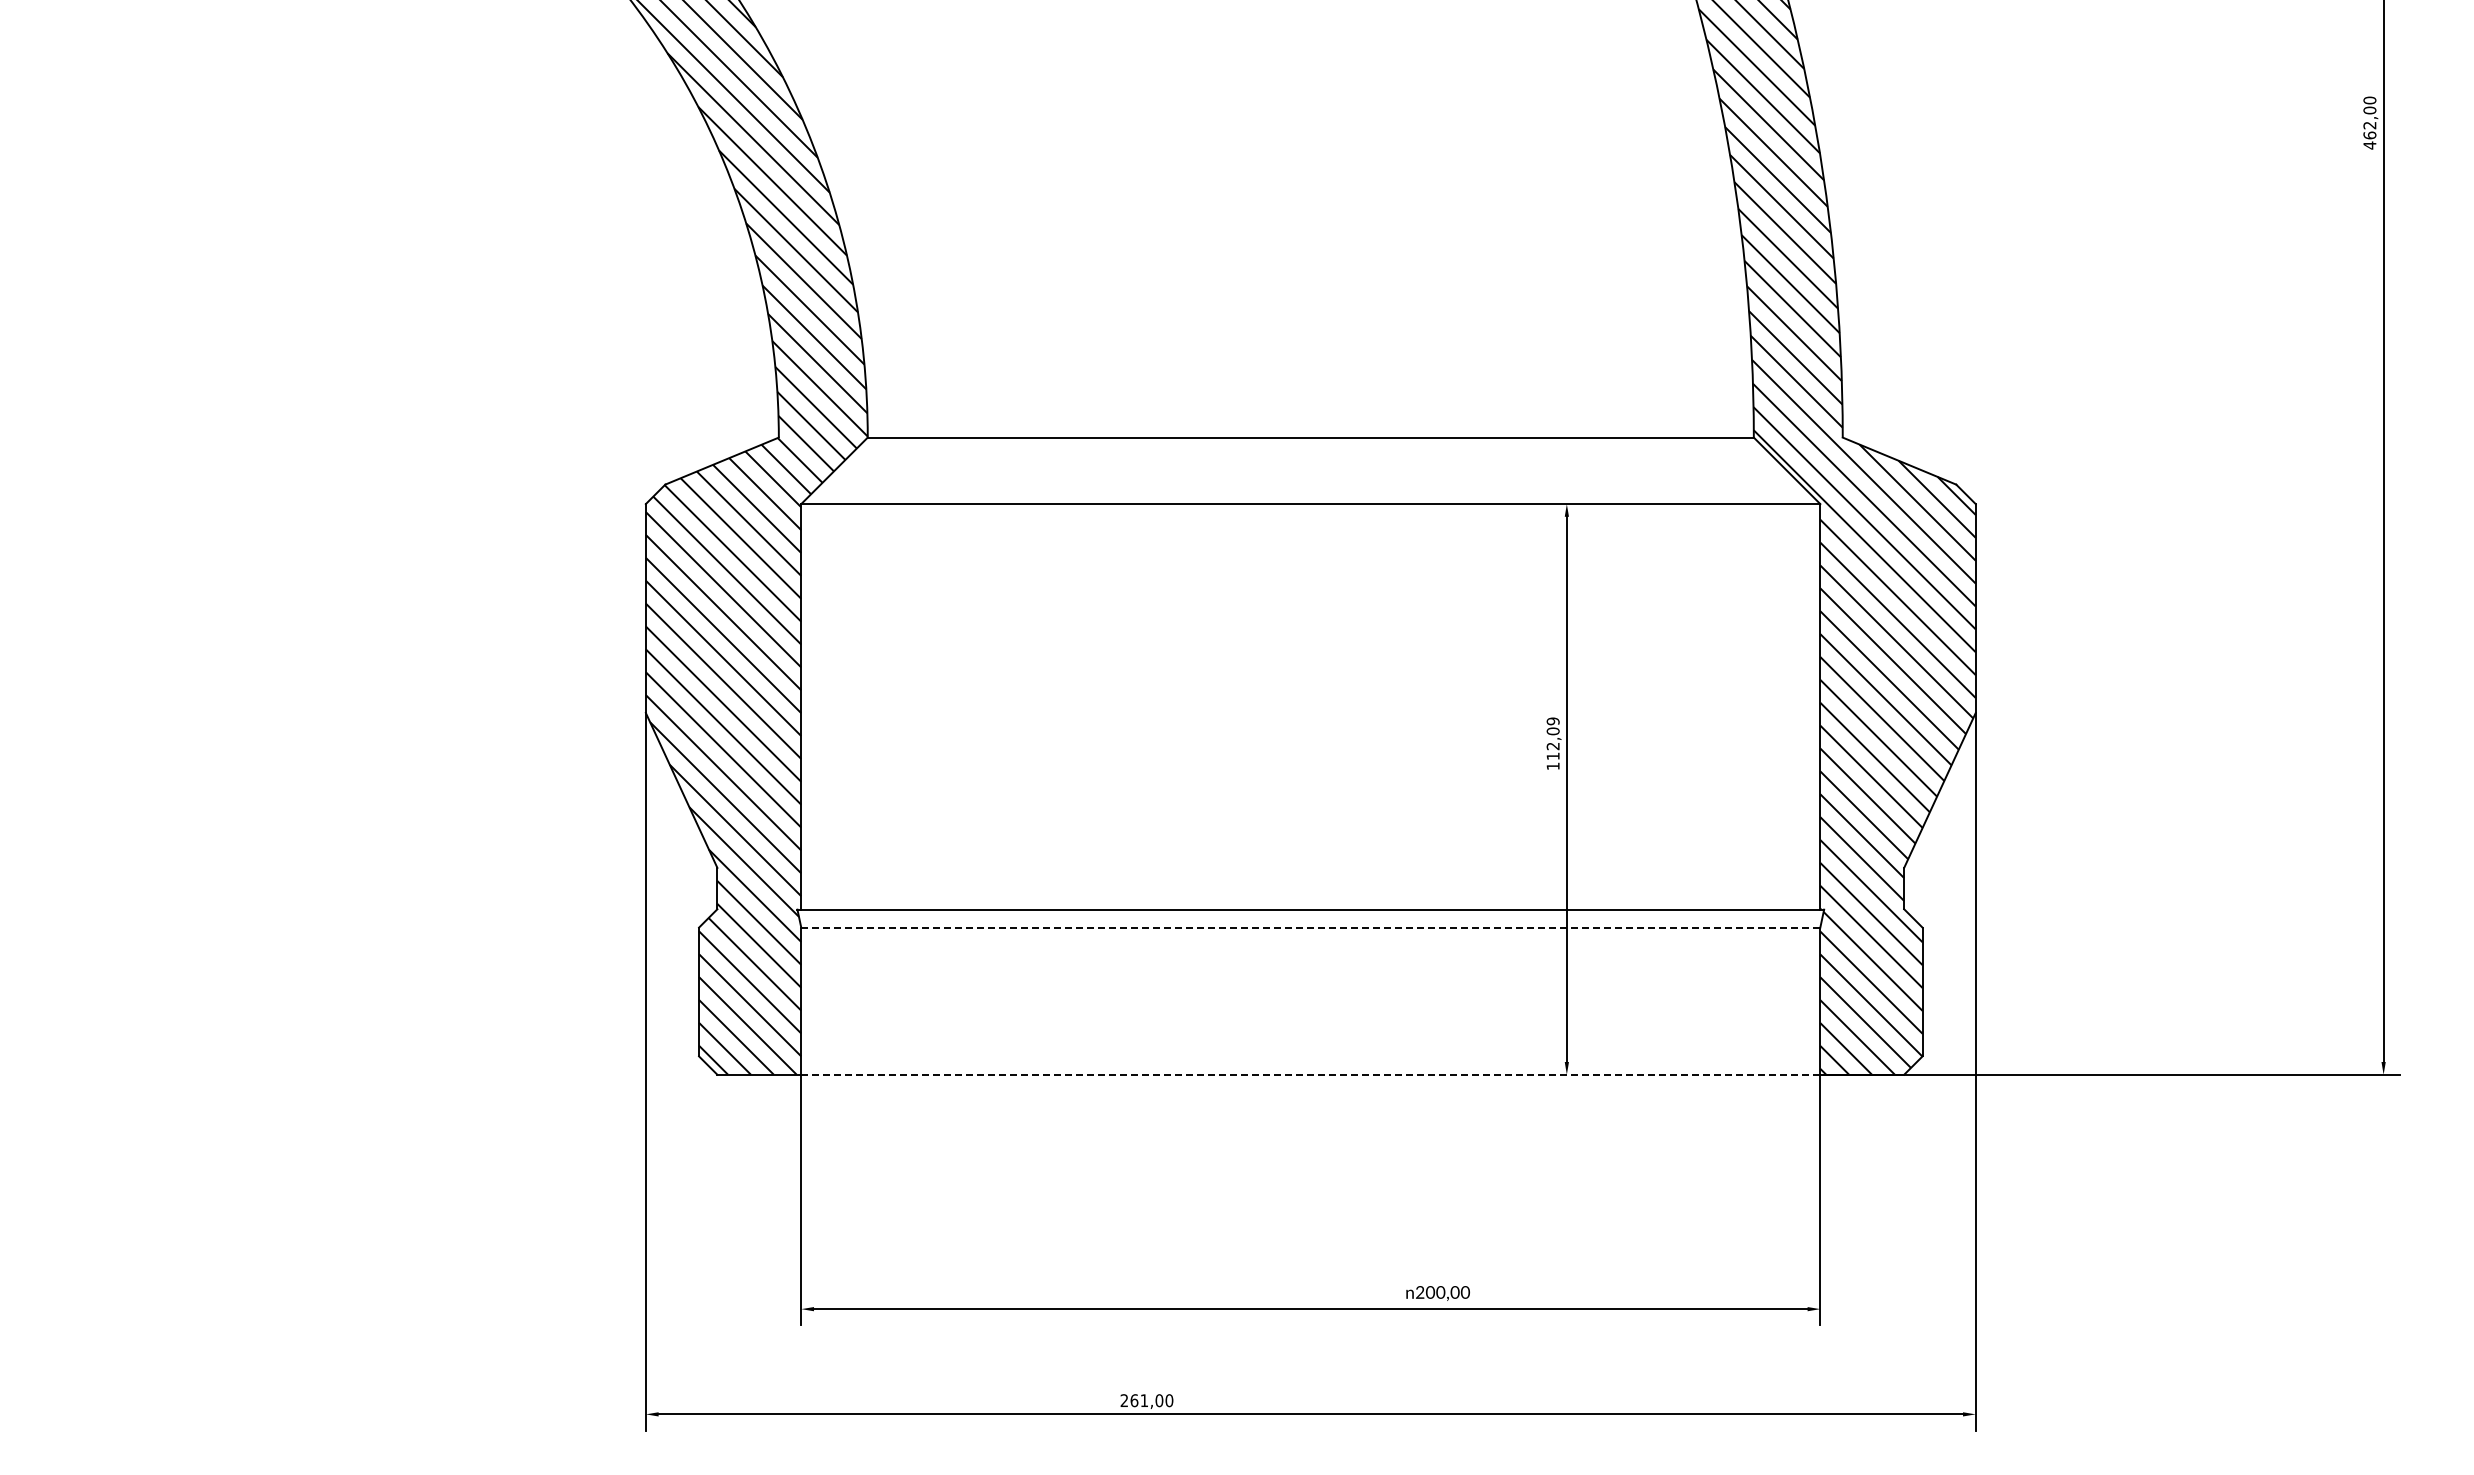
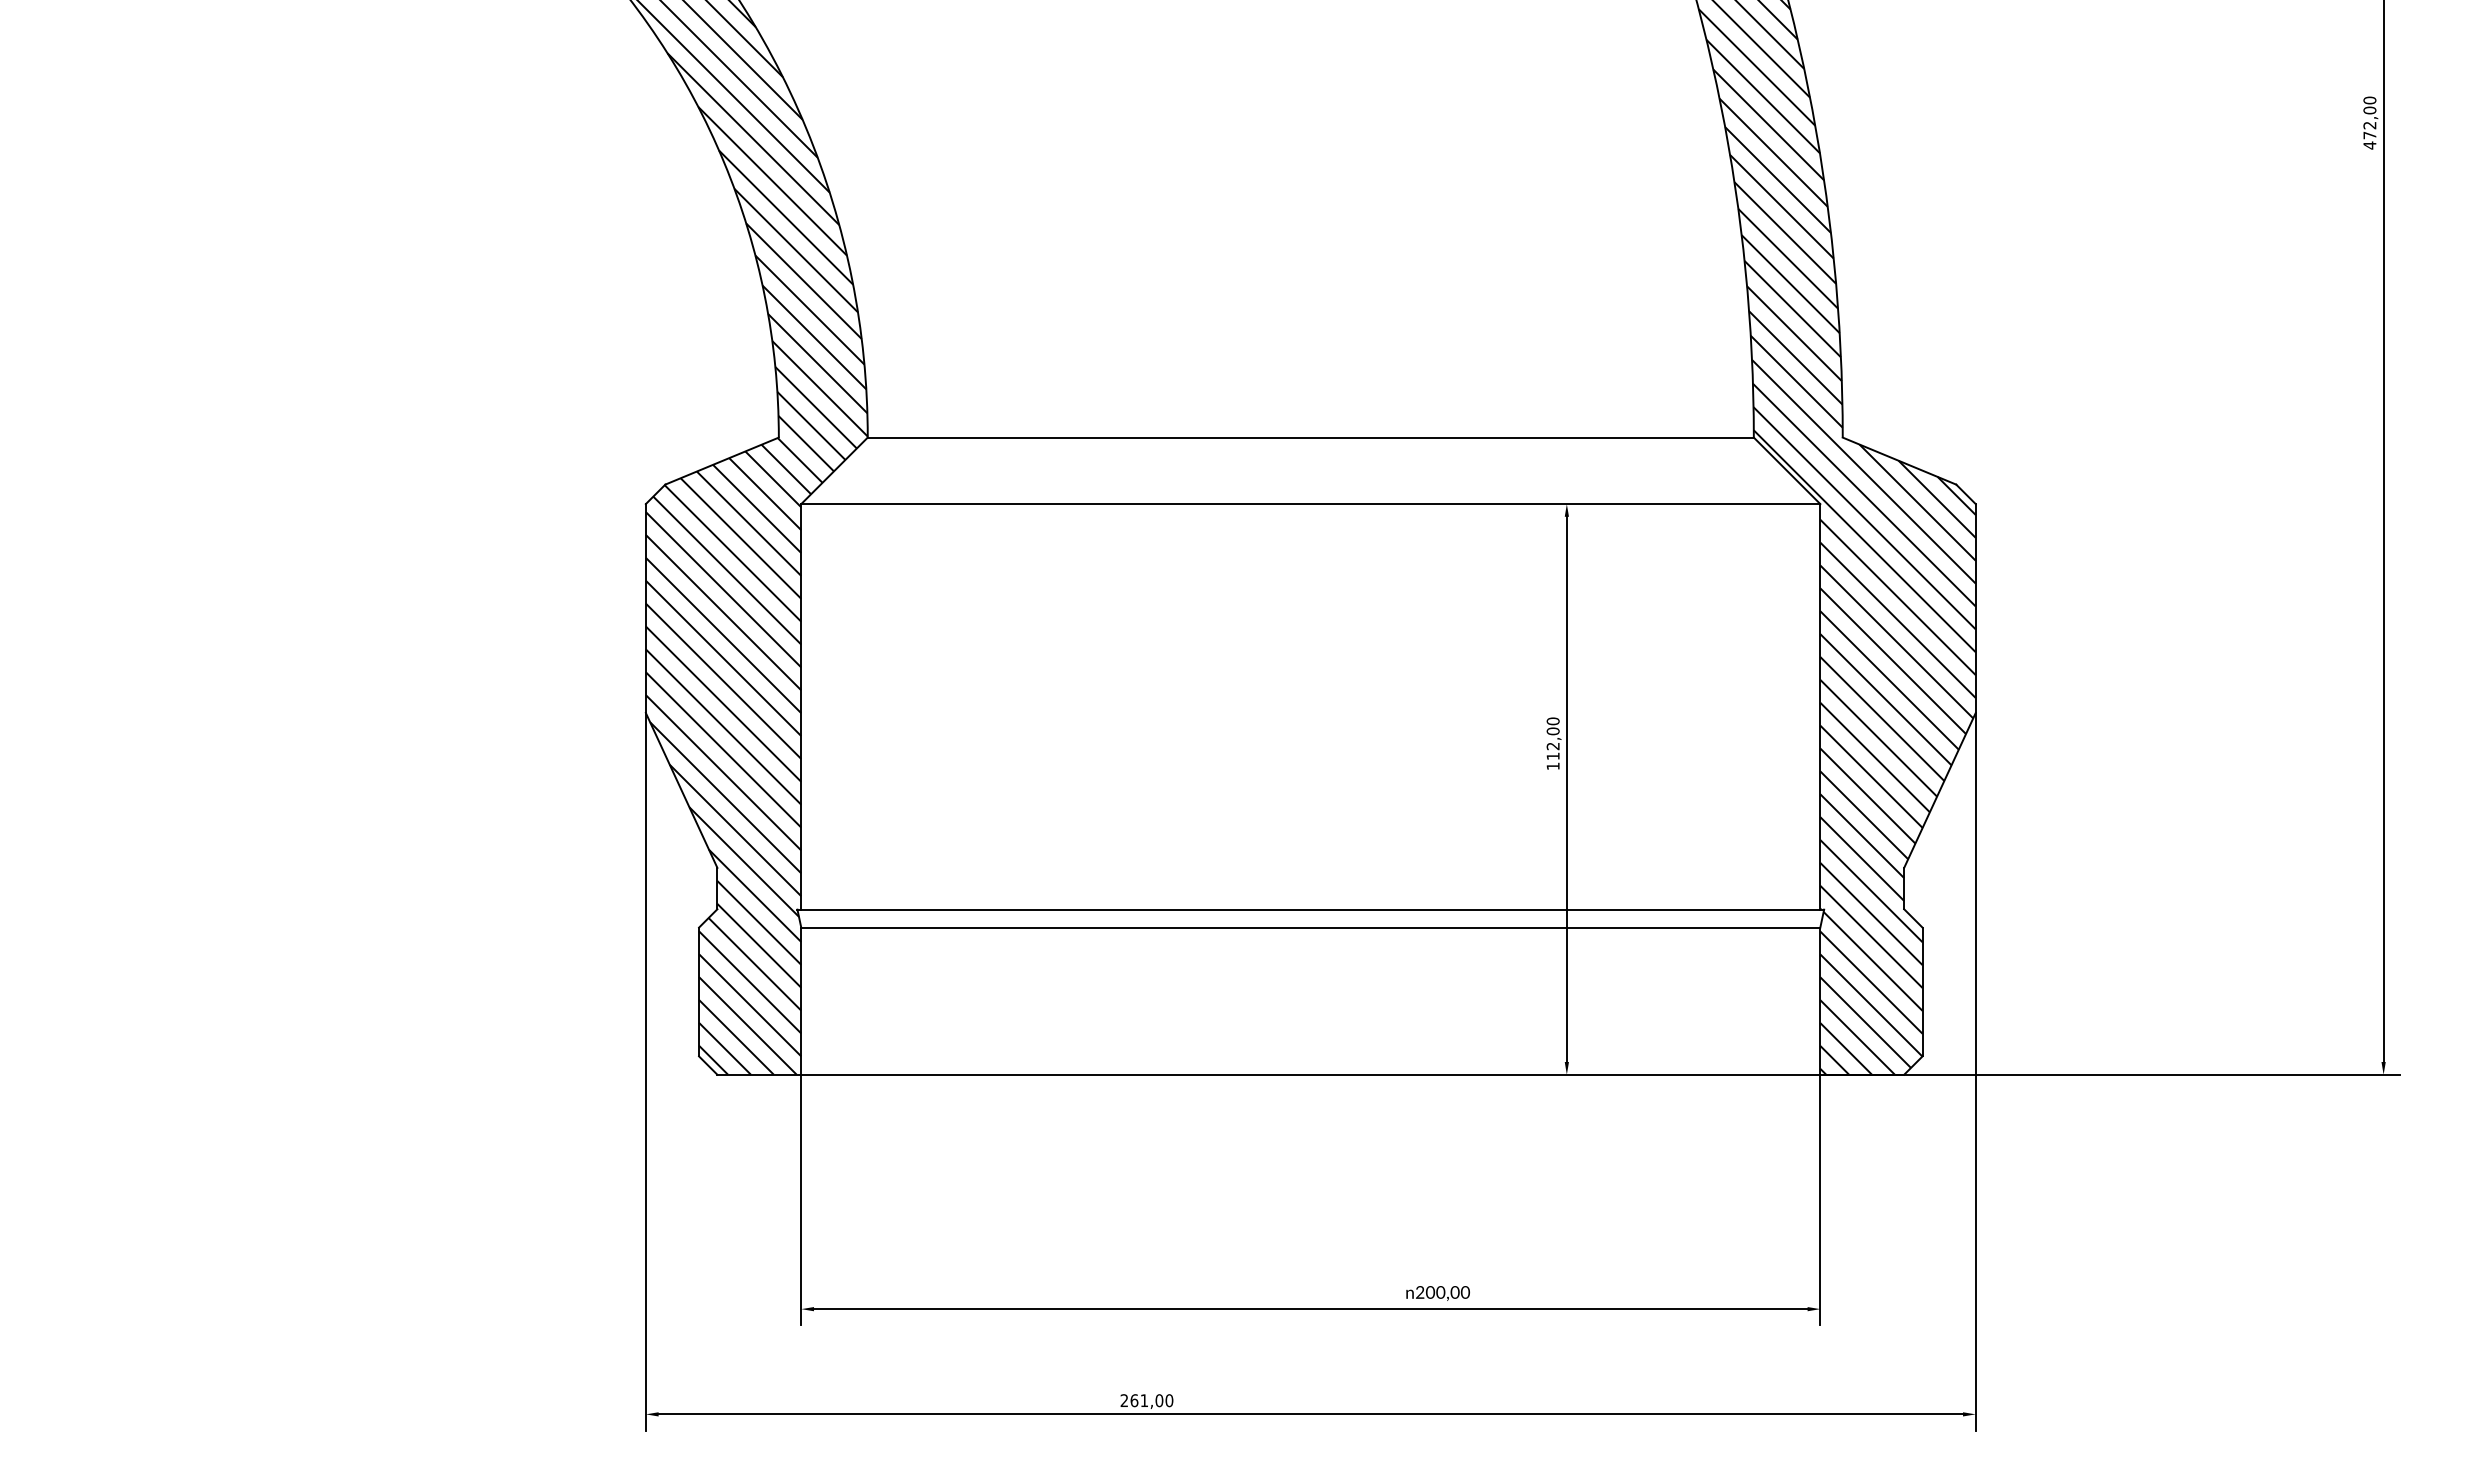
text: 462,00 -> 472,00 (2369, 135)
text: 112,09 -> 112,00 (1553, 721)
line: dashed -> solid (1310, 927)
line: dashed -> solid (1310, 1074)
